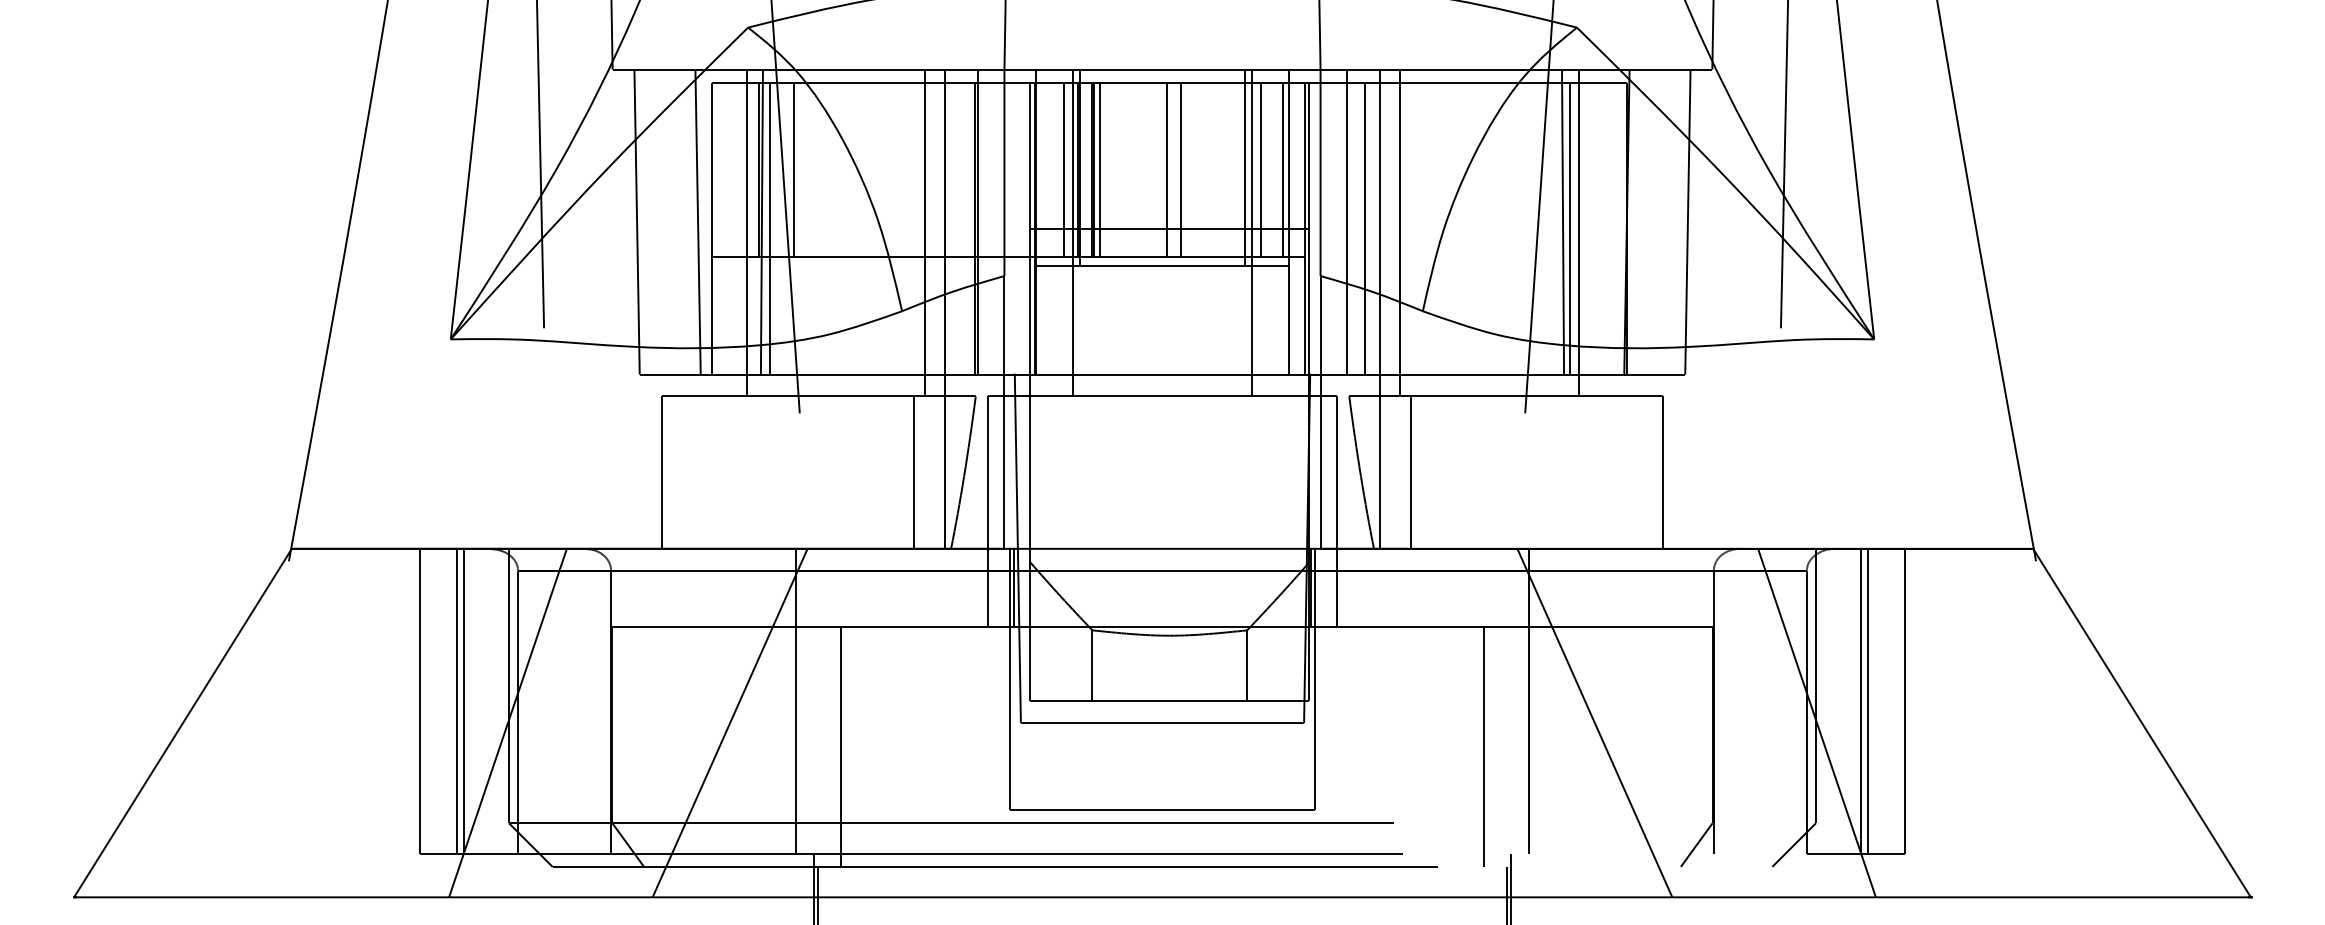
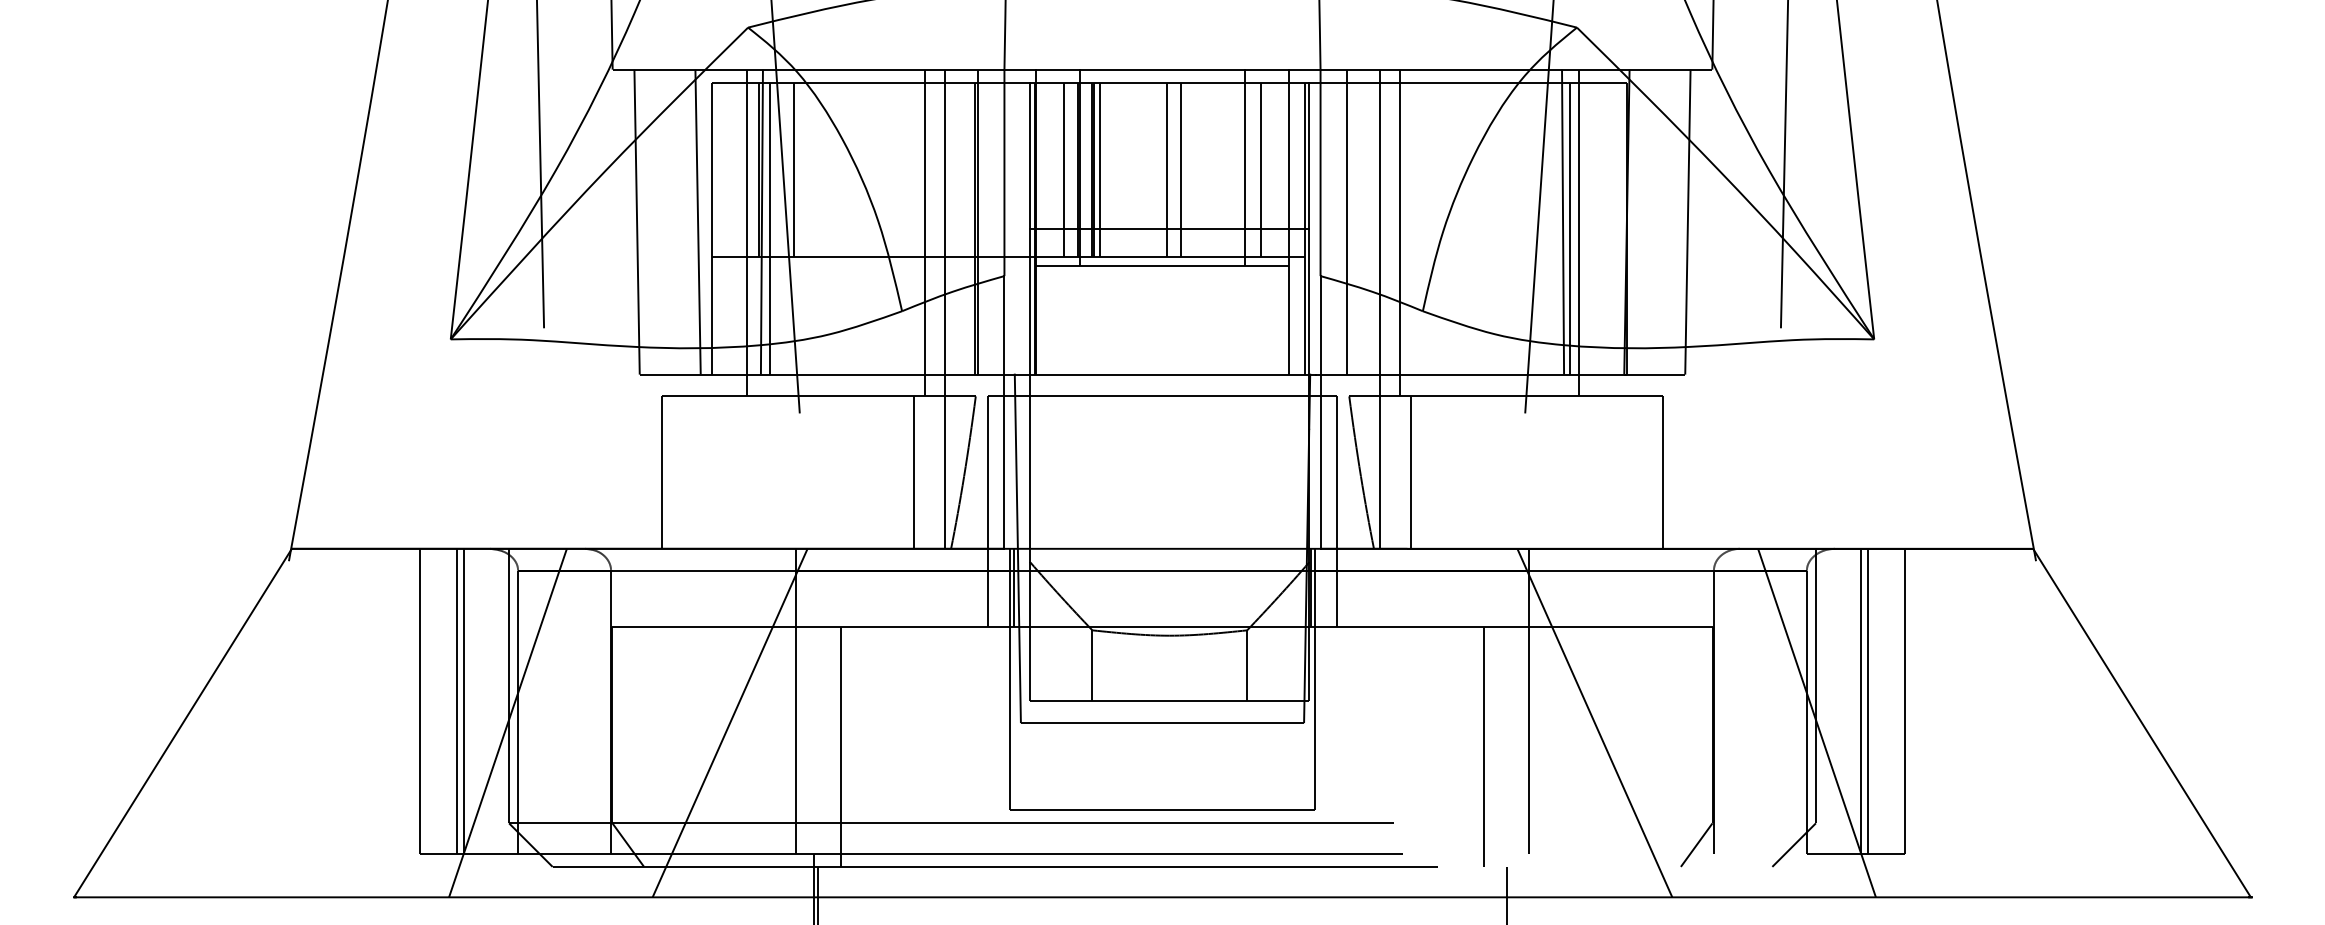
line: present -> none (1283, 169)
line: present -> none (1364, 228)
line: present -> none (1073, 232)
line: present -> none (1251, 232)
line: present -> none (1511, 887)
